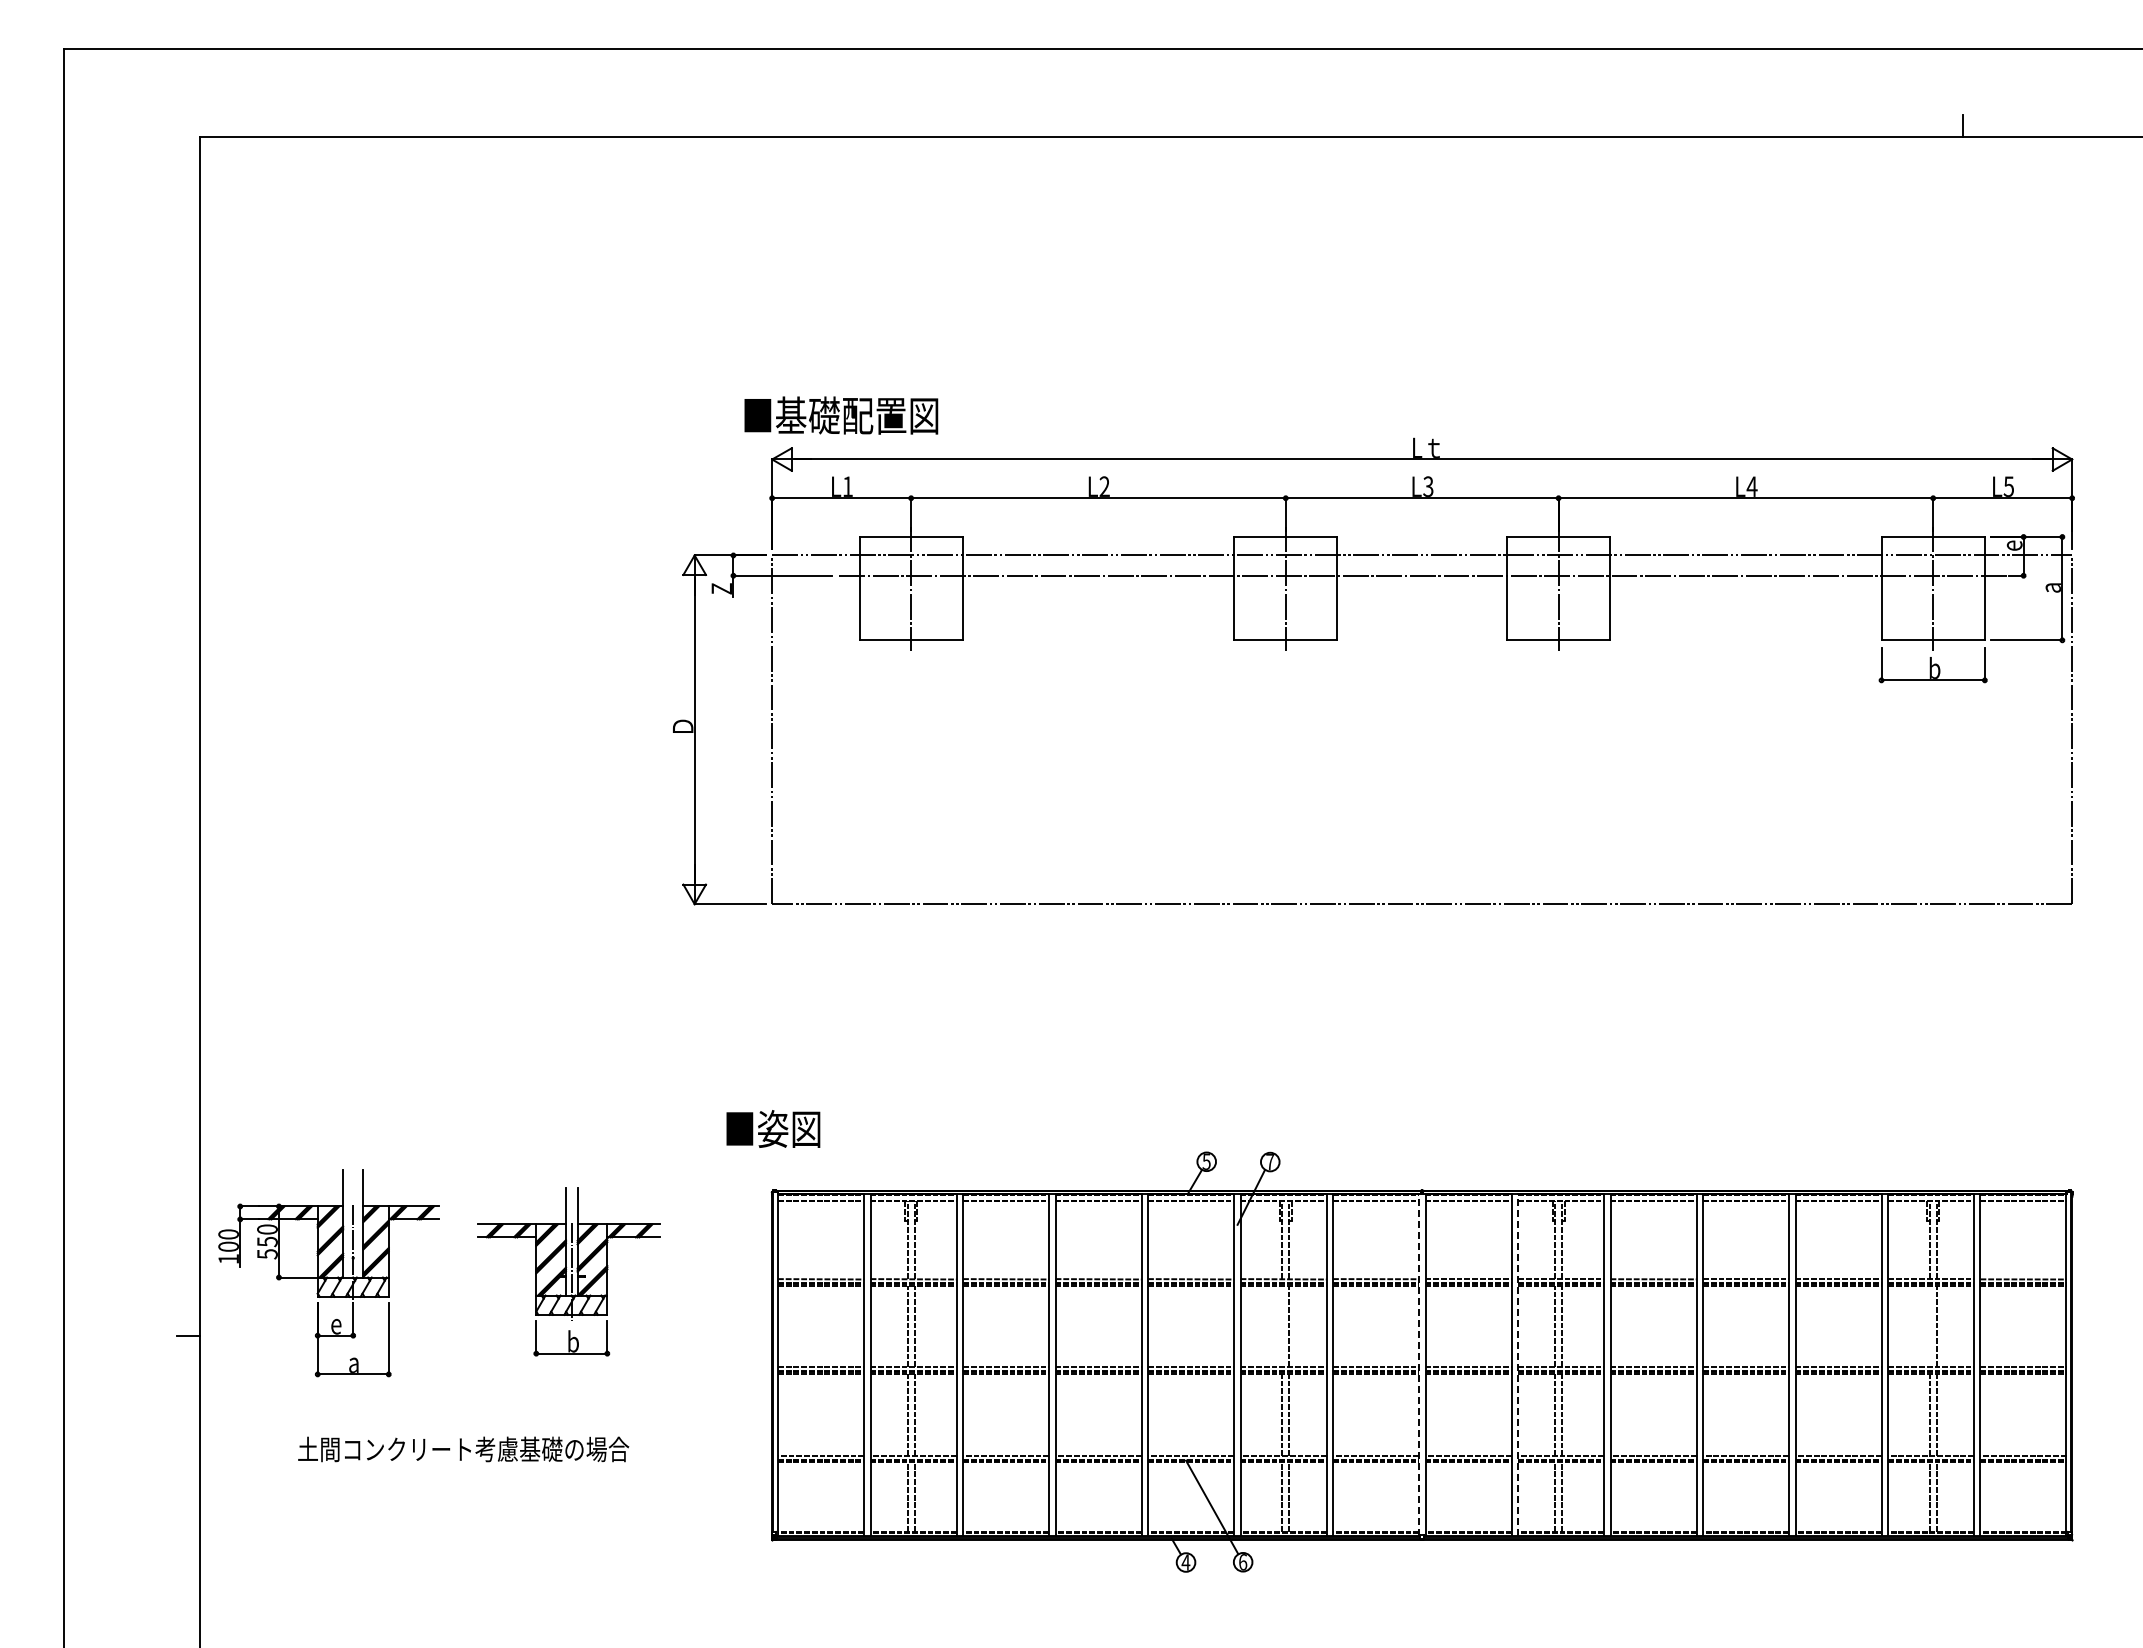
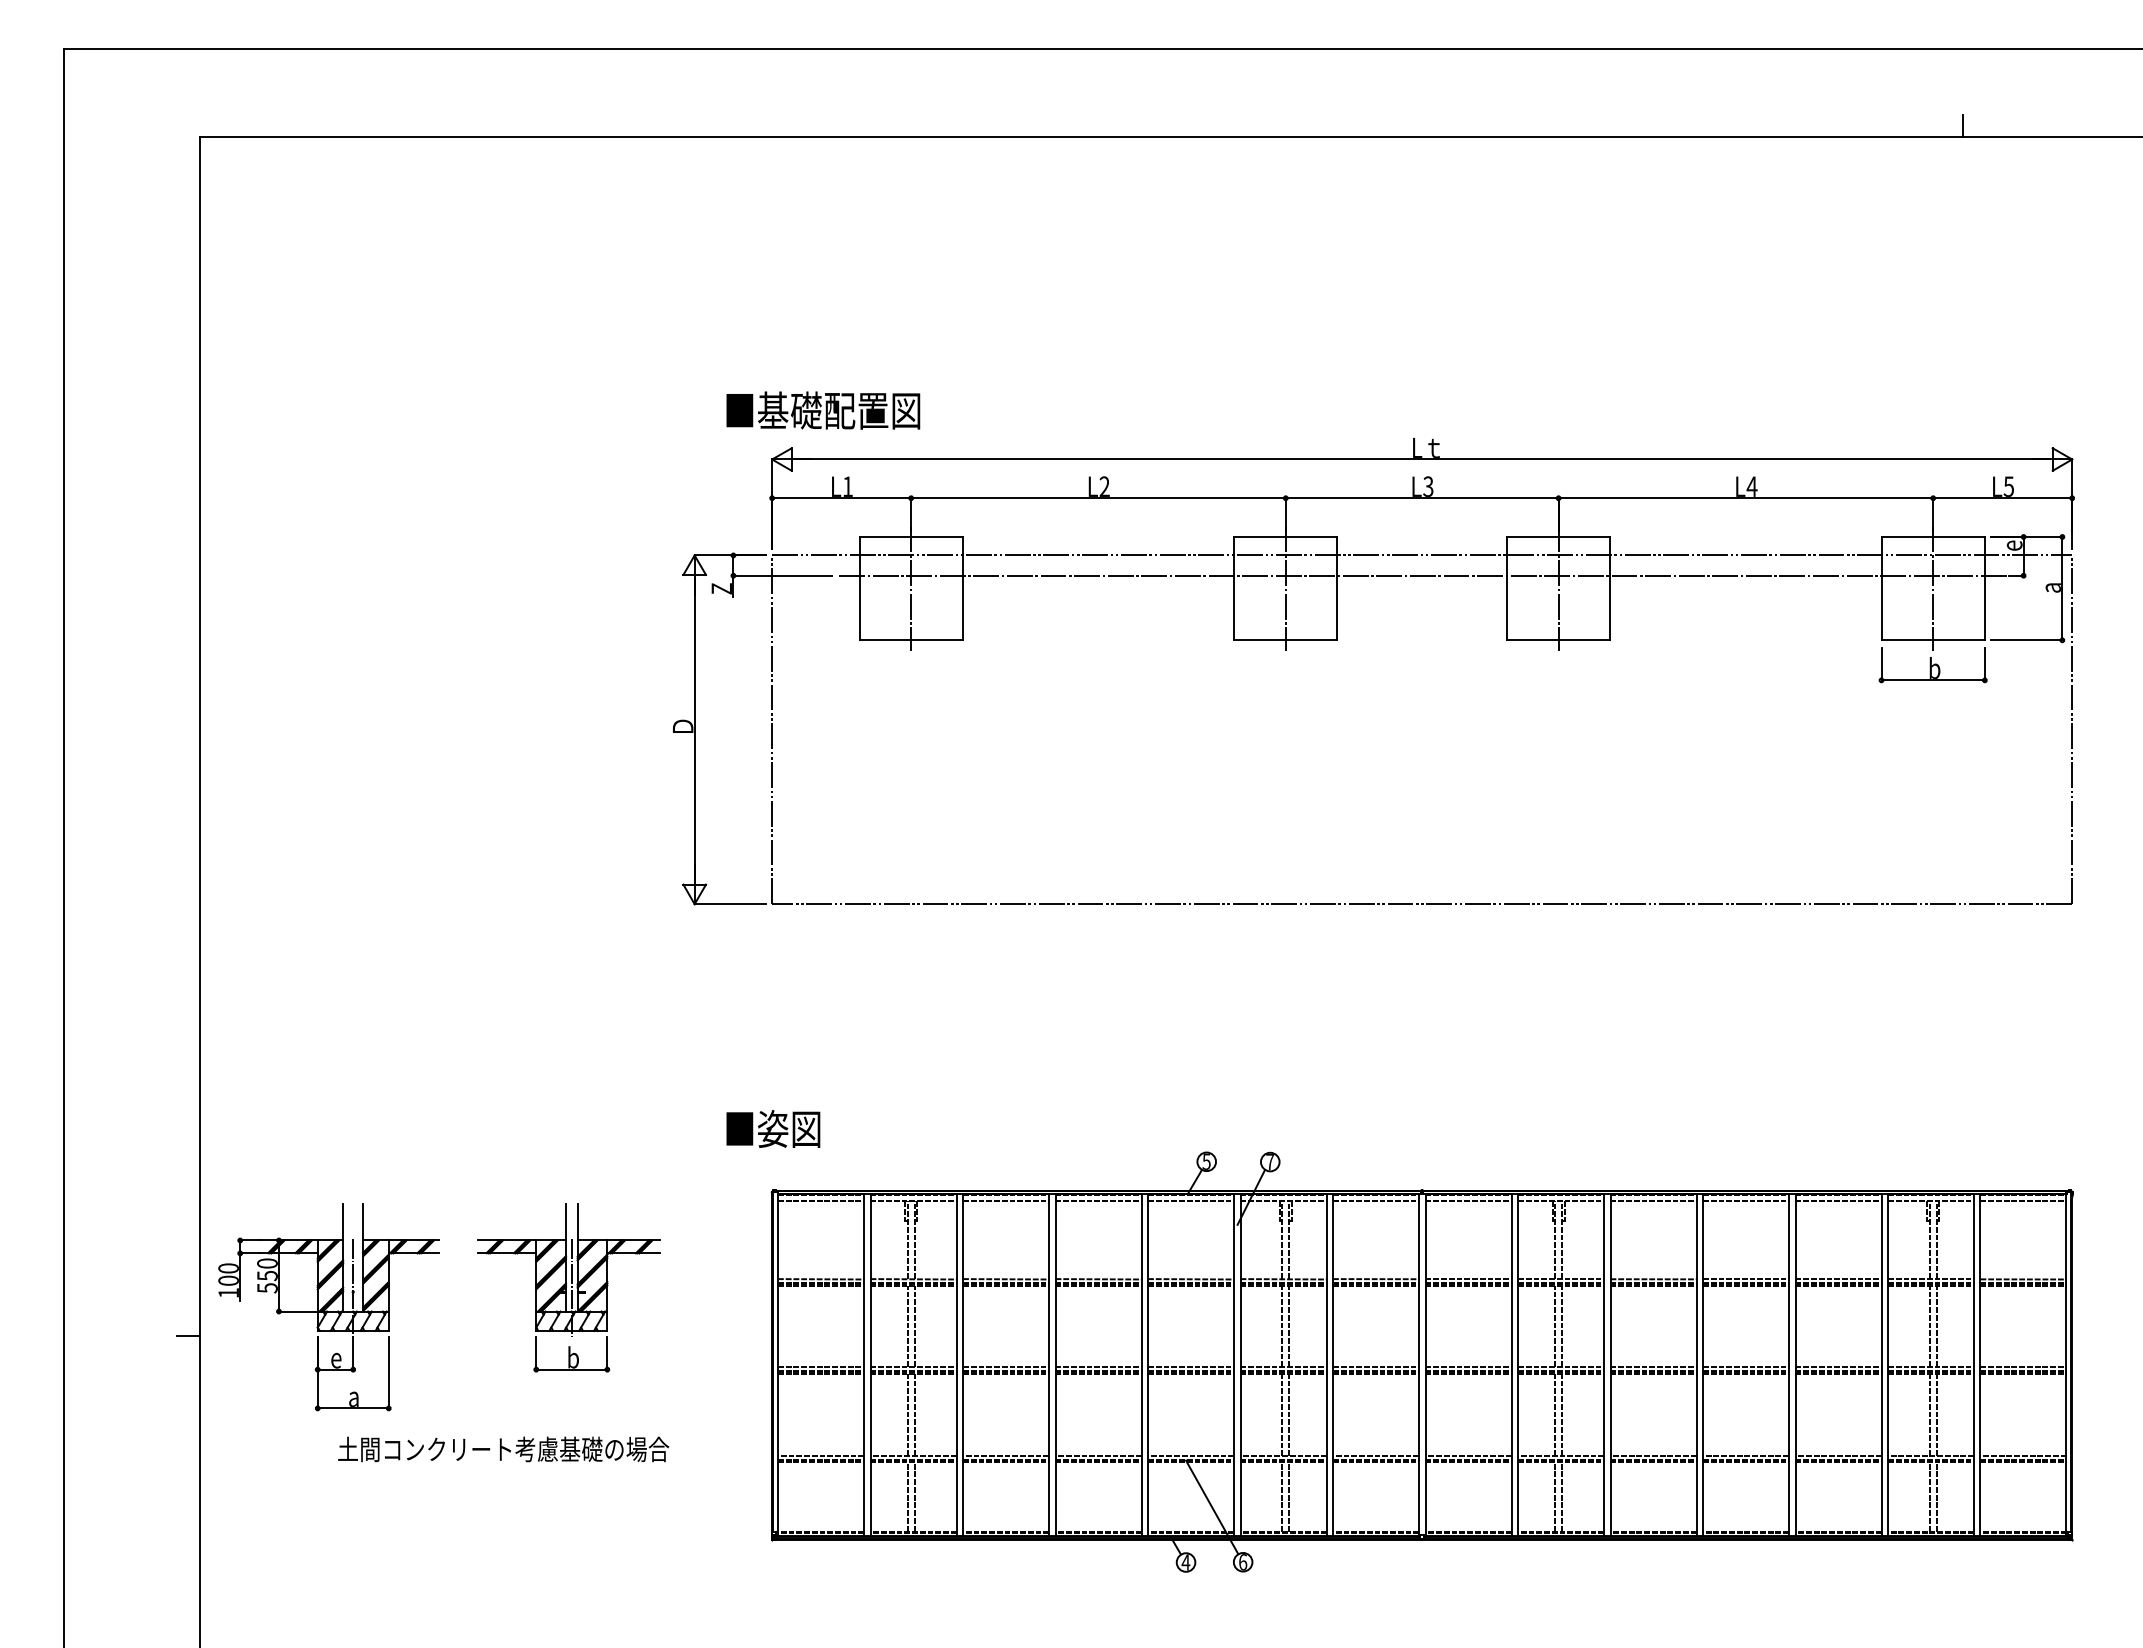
text position: (841, 415) -> (823, 410) (823, 410)
part position: (568, 1271) -> (568, 1287) (568, 1287)
part position: (328, 1273) -> (328, 1307) (328, 1307)
line: none -> present (1282, 1326)
line: none -> present (1929, 1326)
line: dashed -> solid (1419, 1364)
line: dashed -> solid (1518, 1364)
text position: (463, 1449) -> (503, 1449) (503, 1449)
